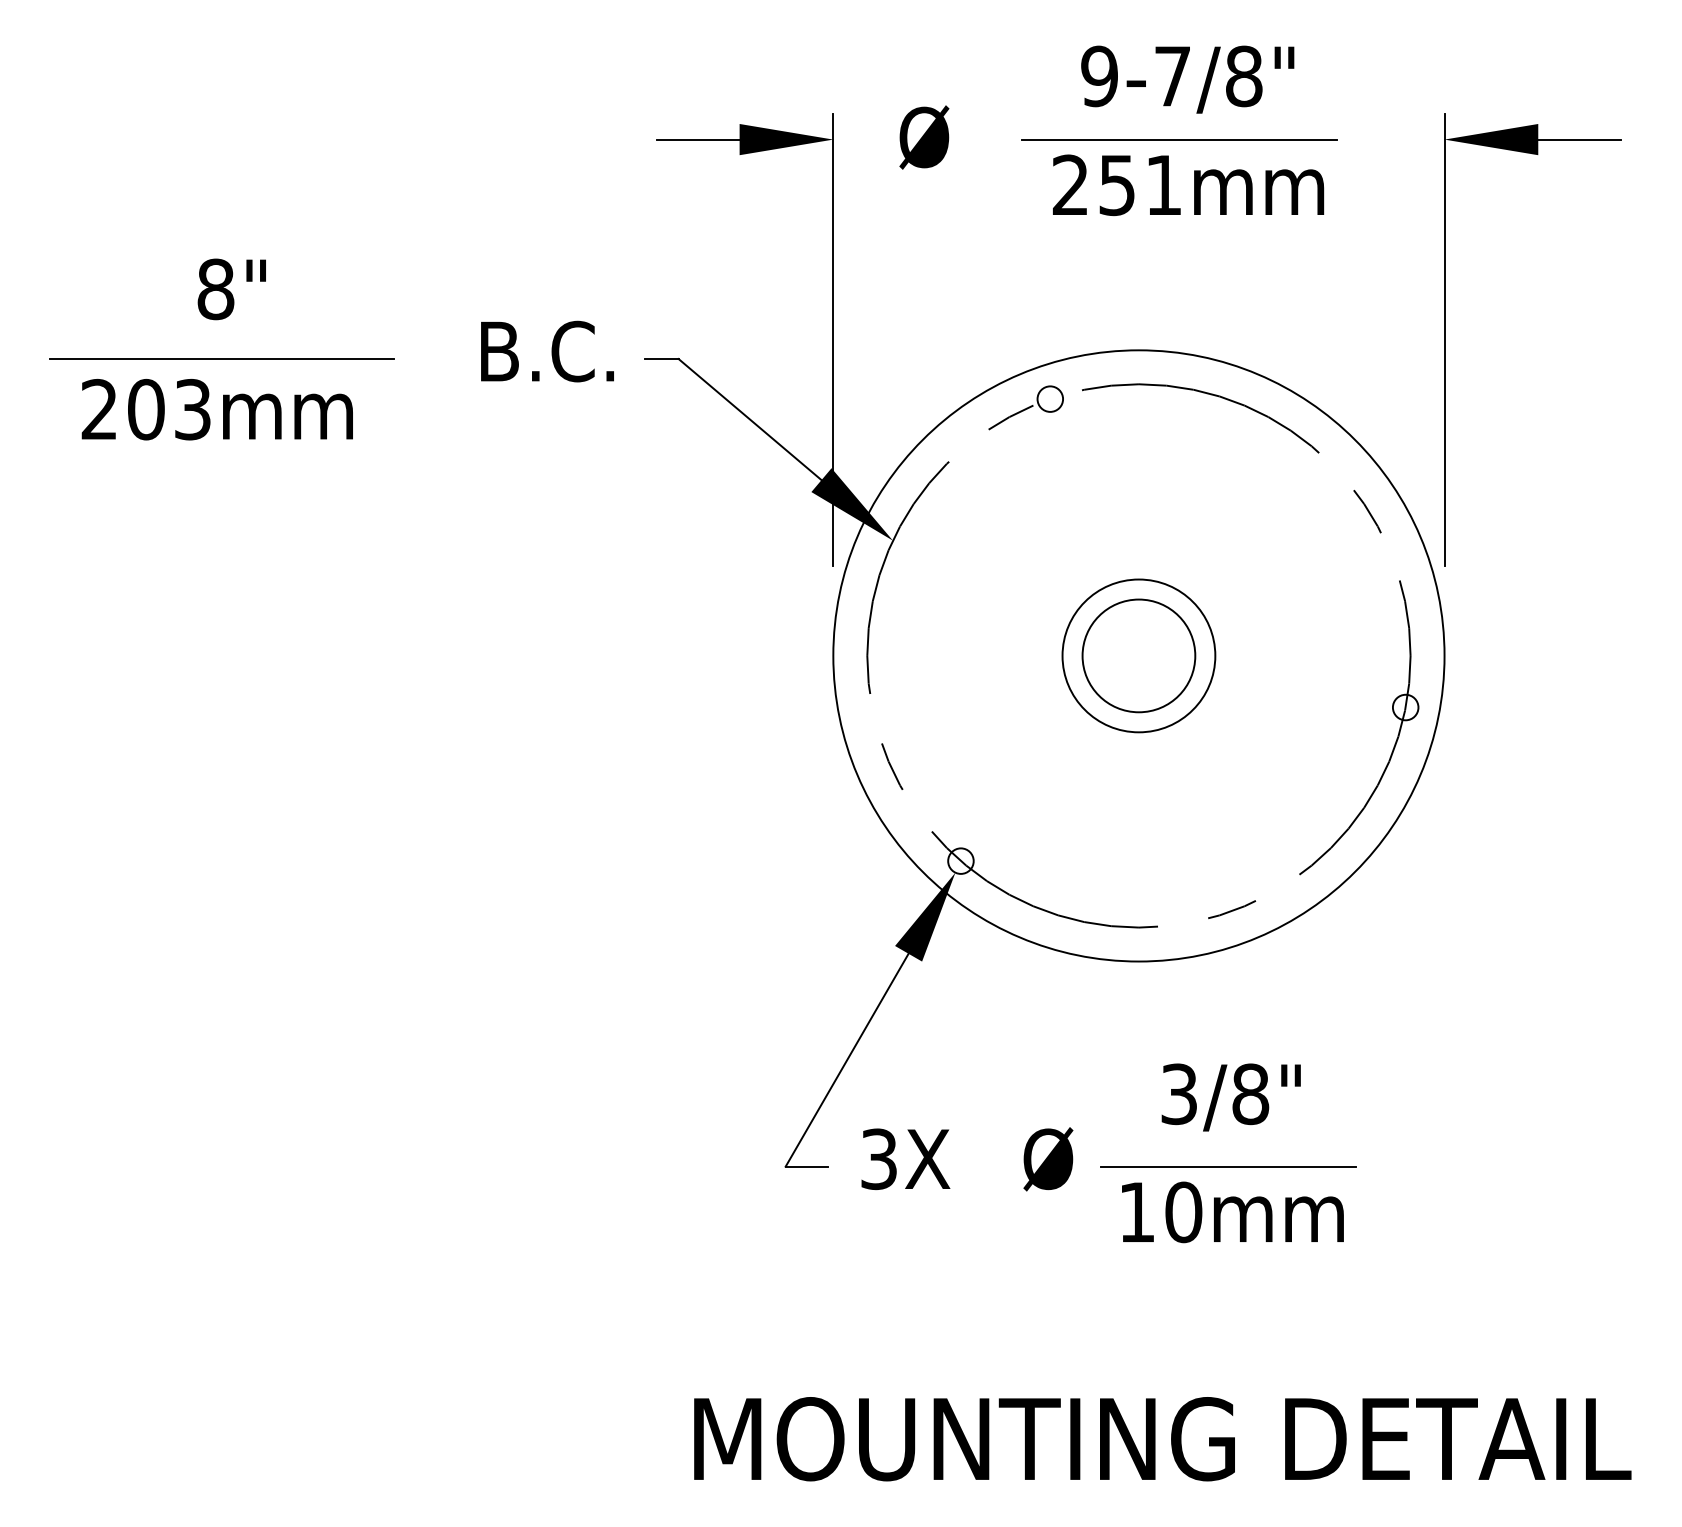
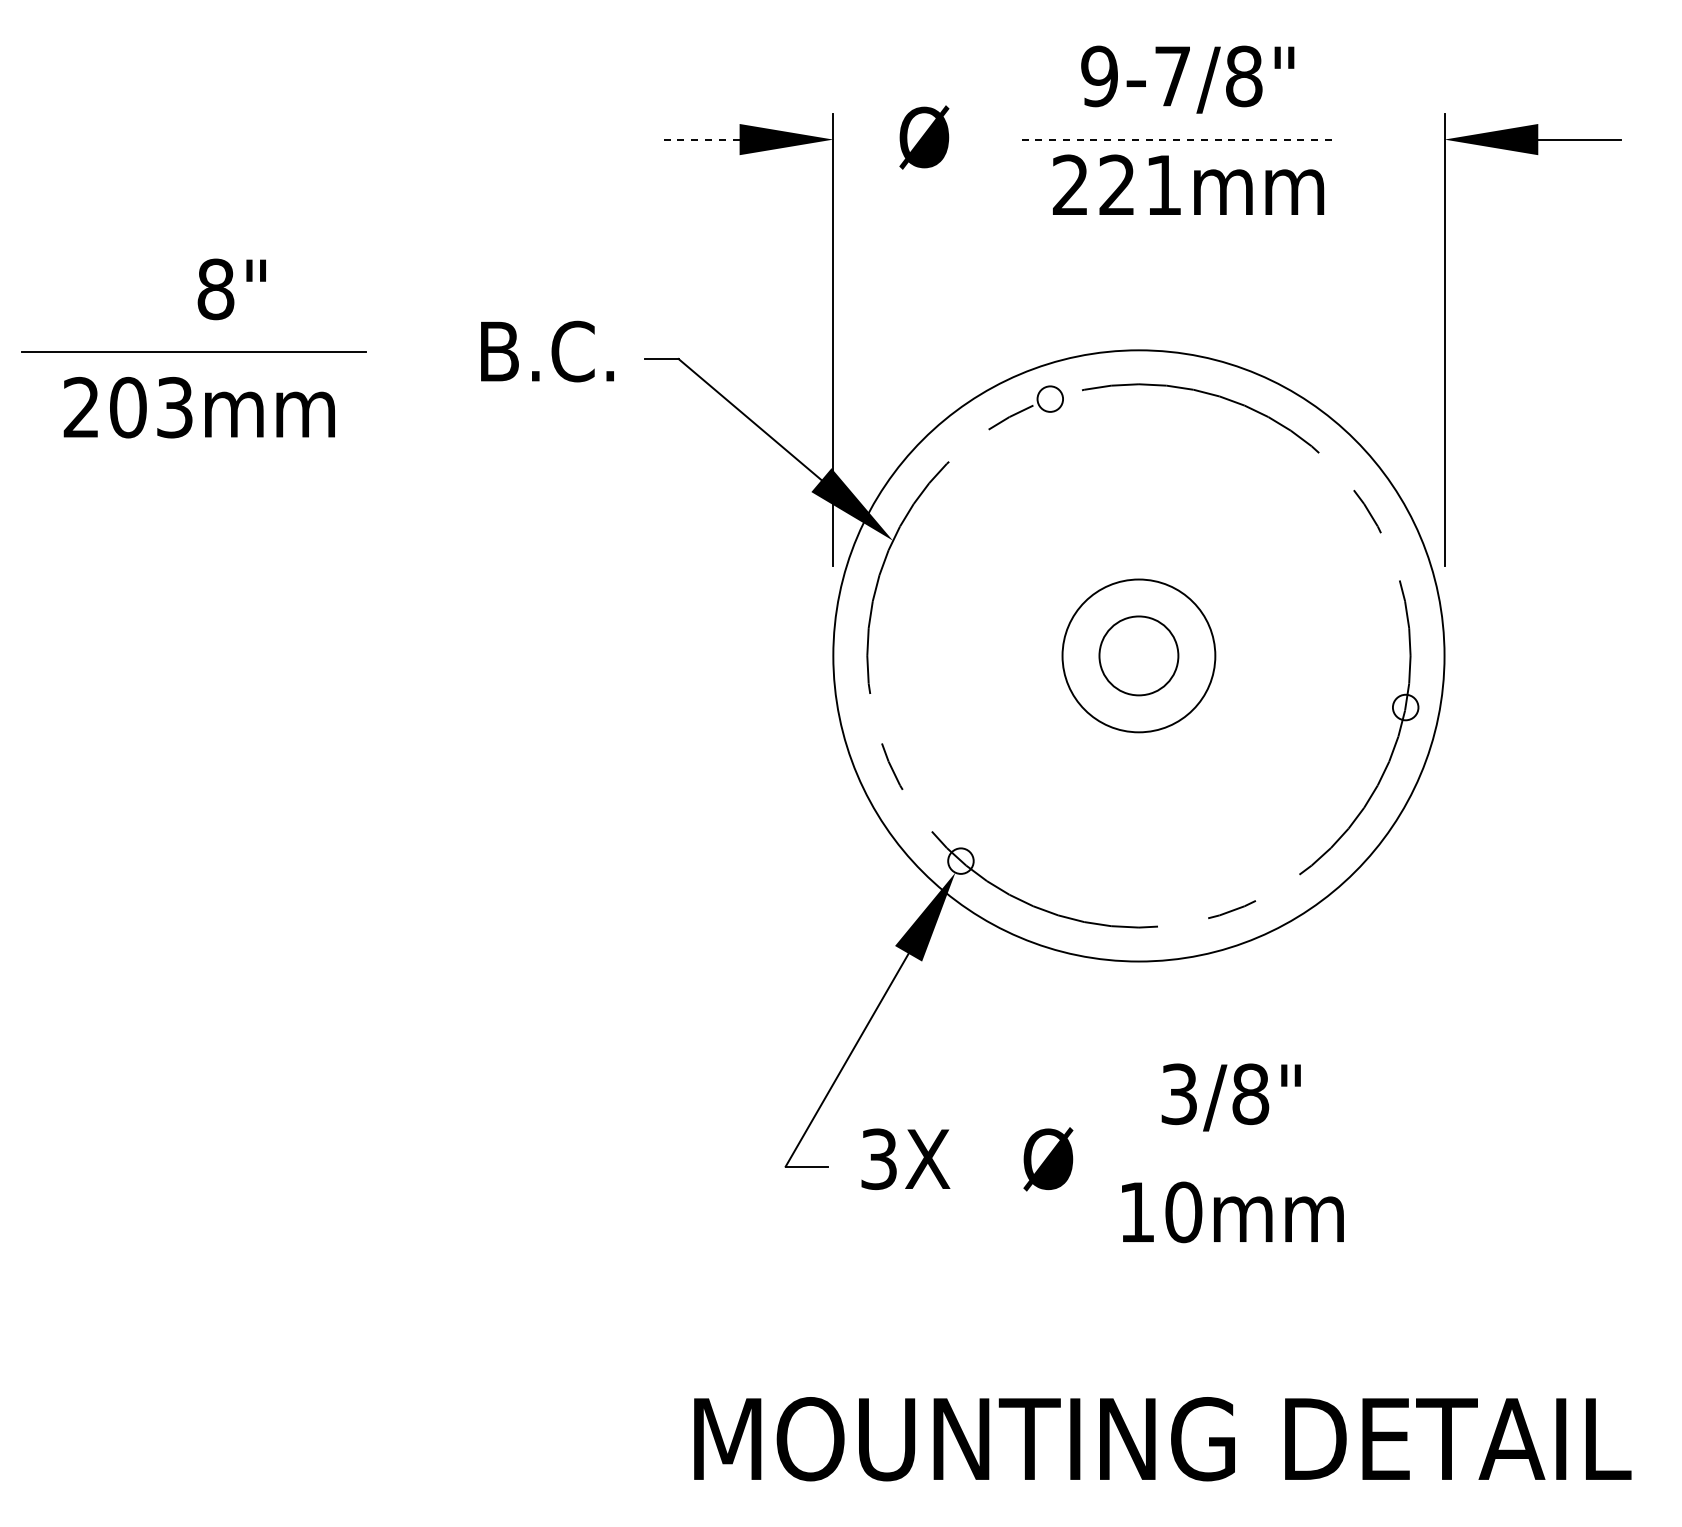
line: solid -> dashed (698, 139)
line: solid -> dashed (1179, 139)
text: 251mm -> 221mm (1116, 185)
line position: (221, 358) -> (193, 351) (193, 351)
text position: (216, 409) -> (198, 407) (198, 407)
circle diameter: 113 px -> 79 px (1138, 655)
line: present -> none (1228, 1166)
